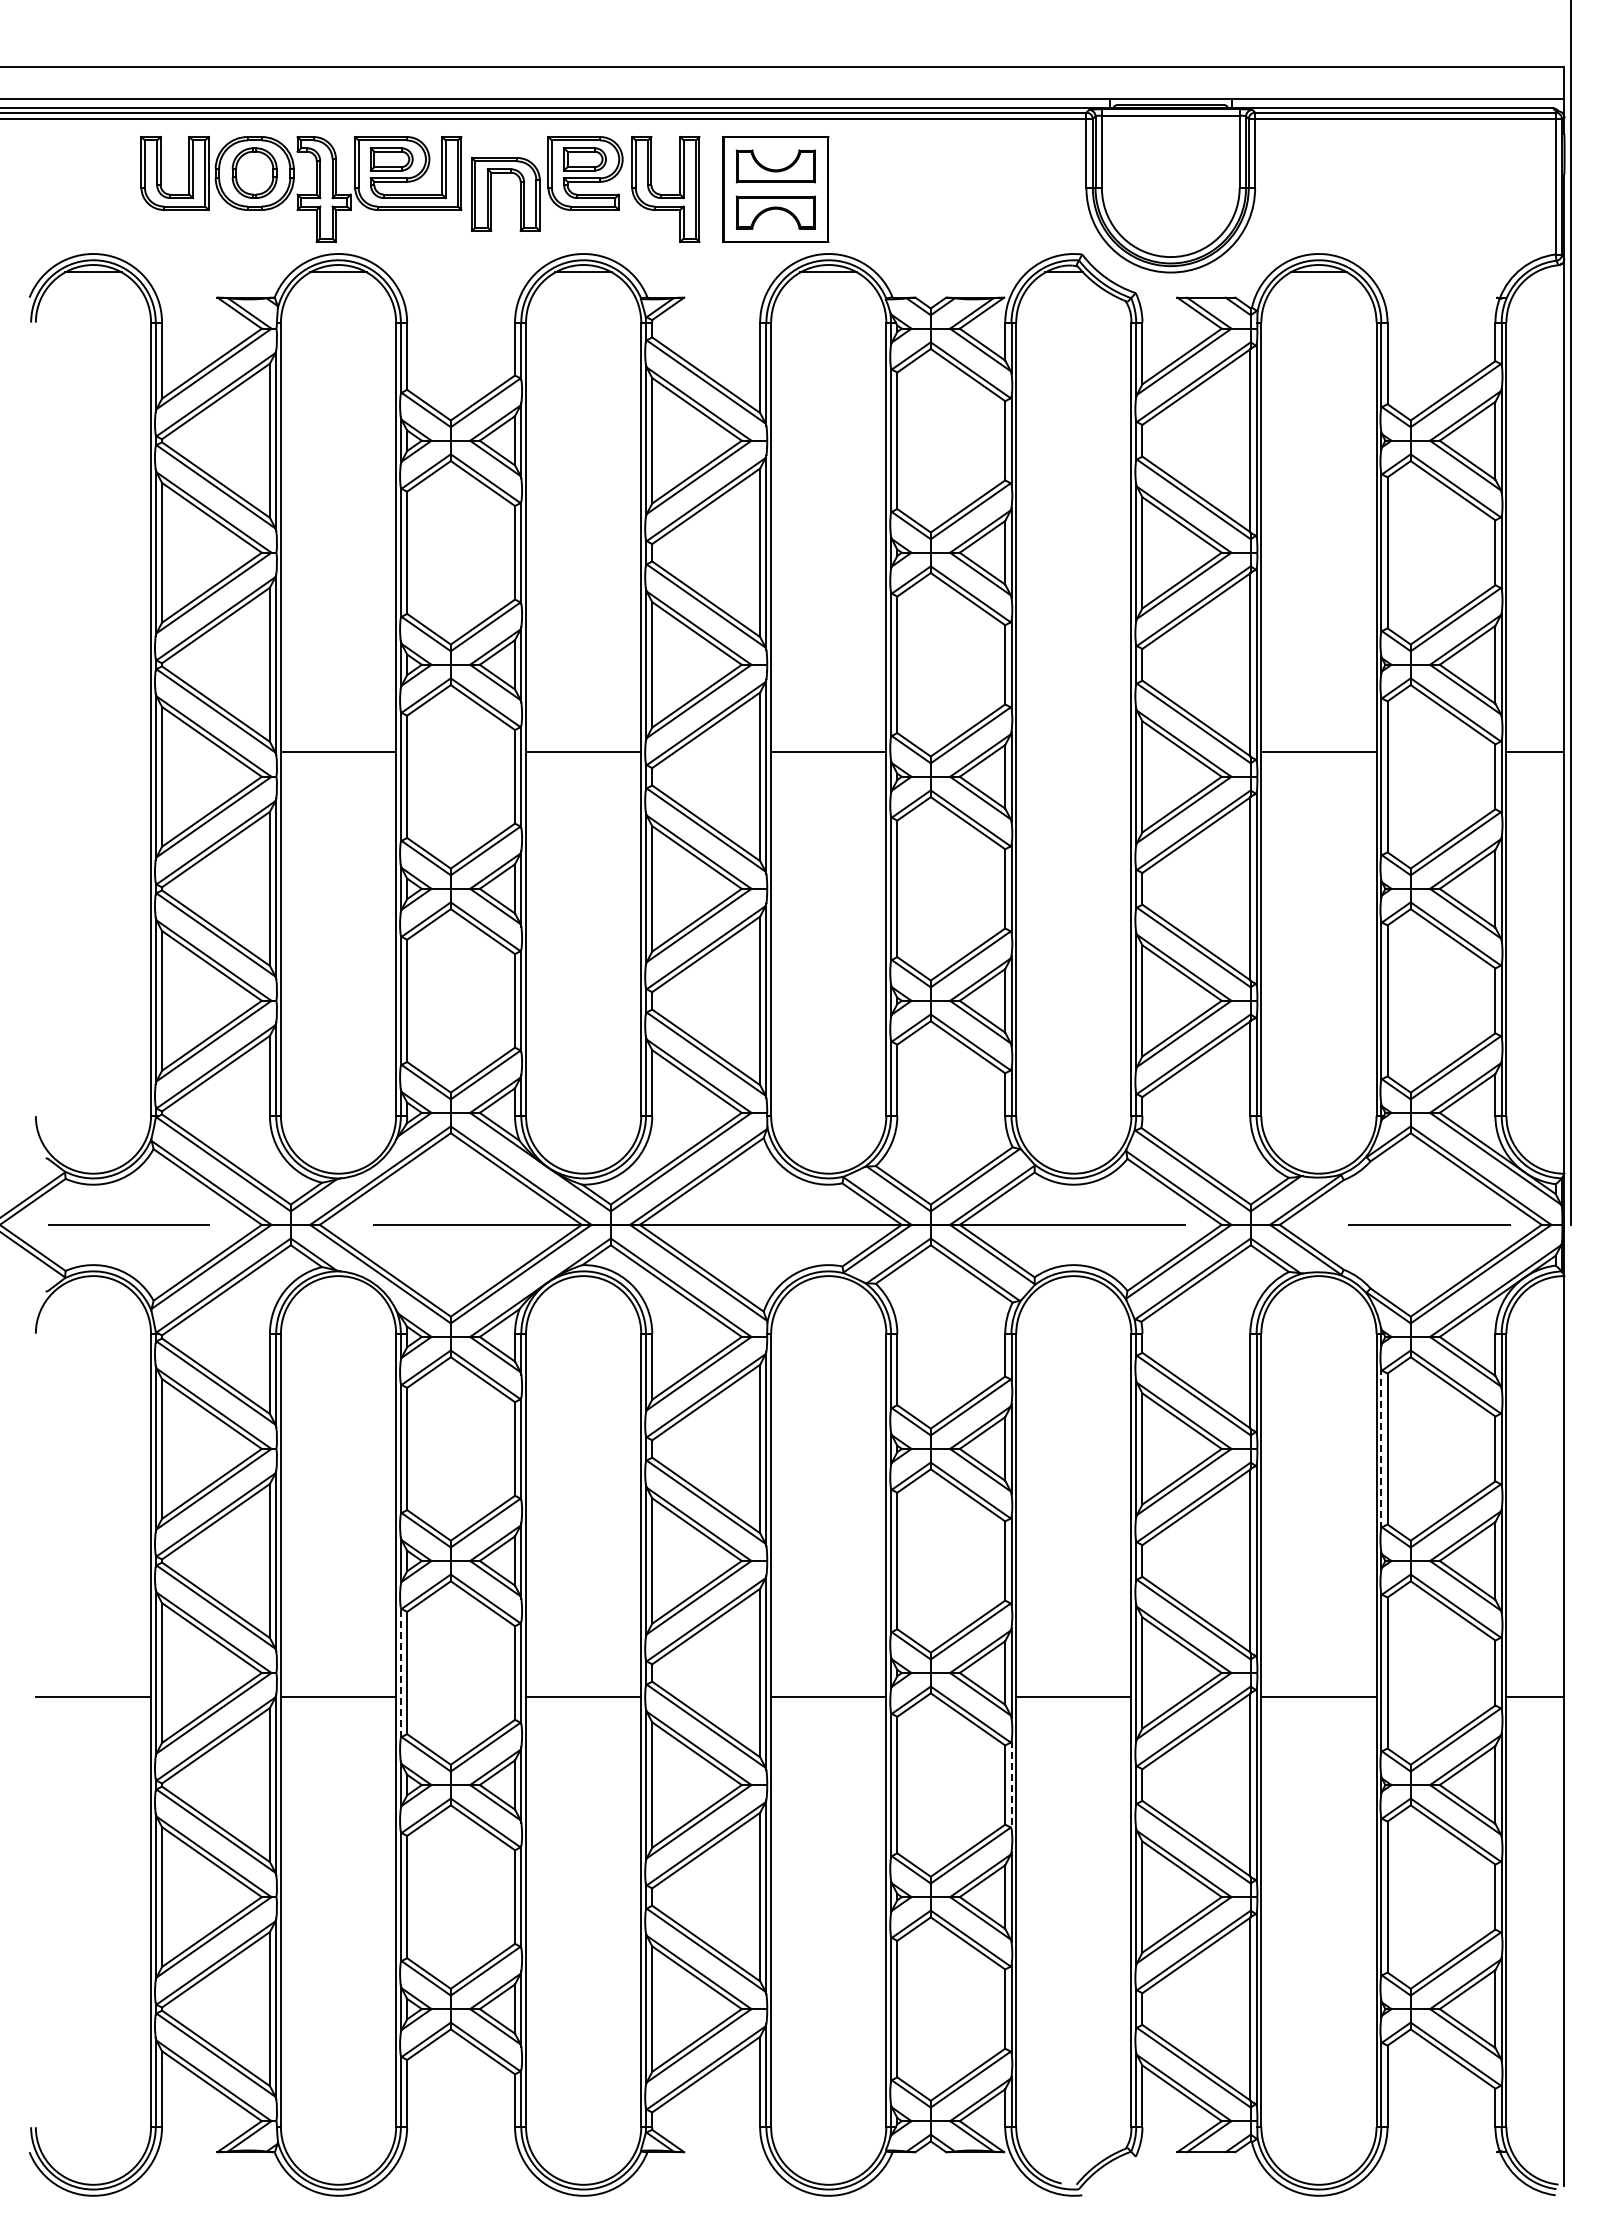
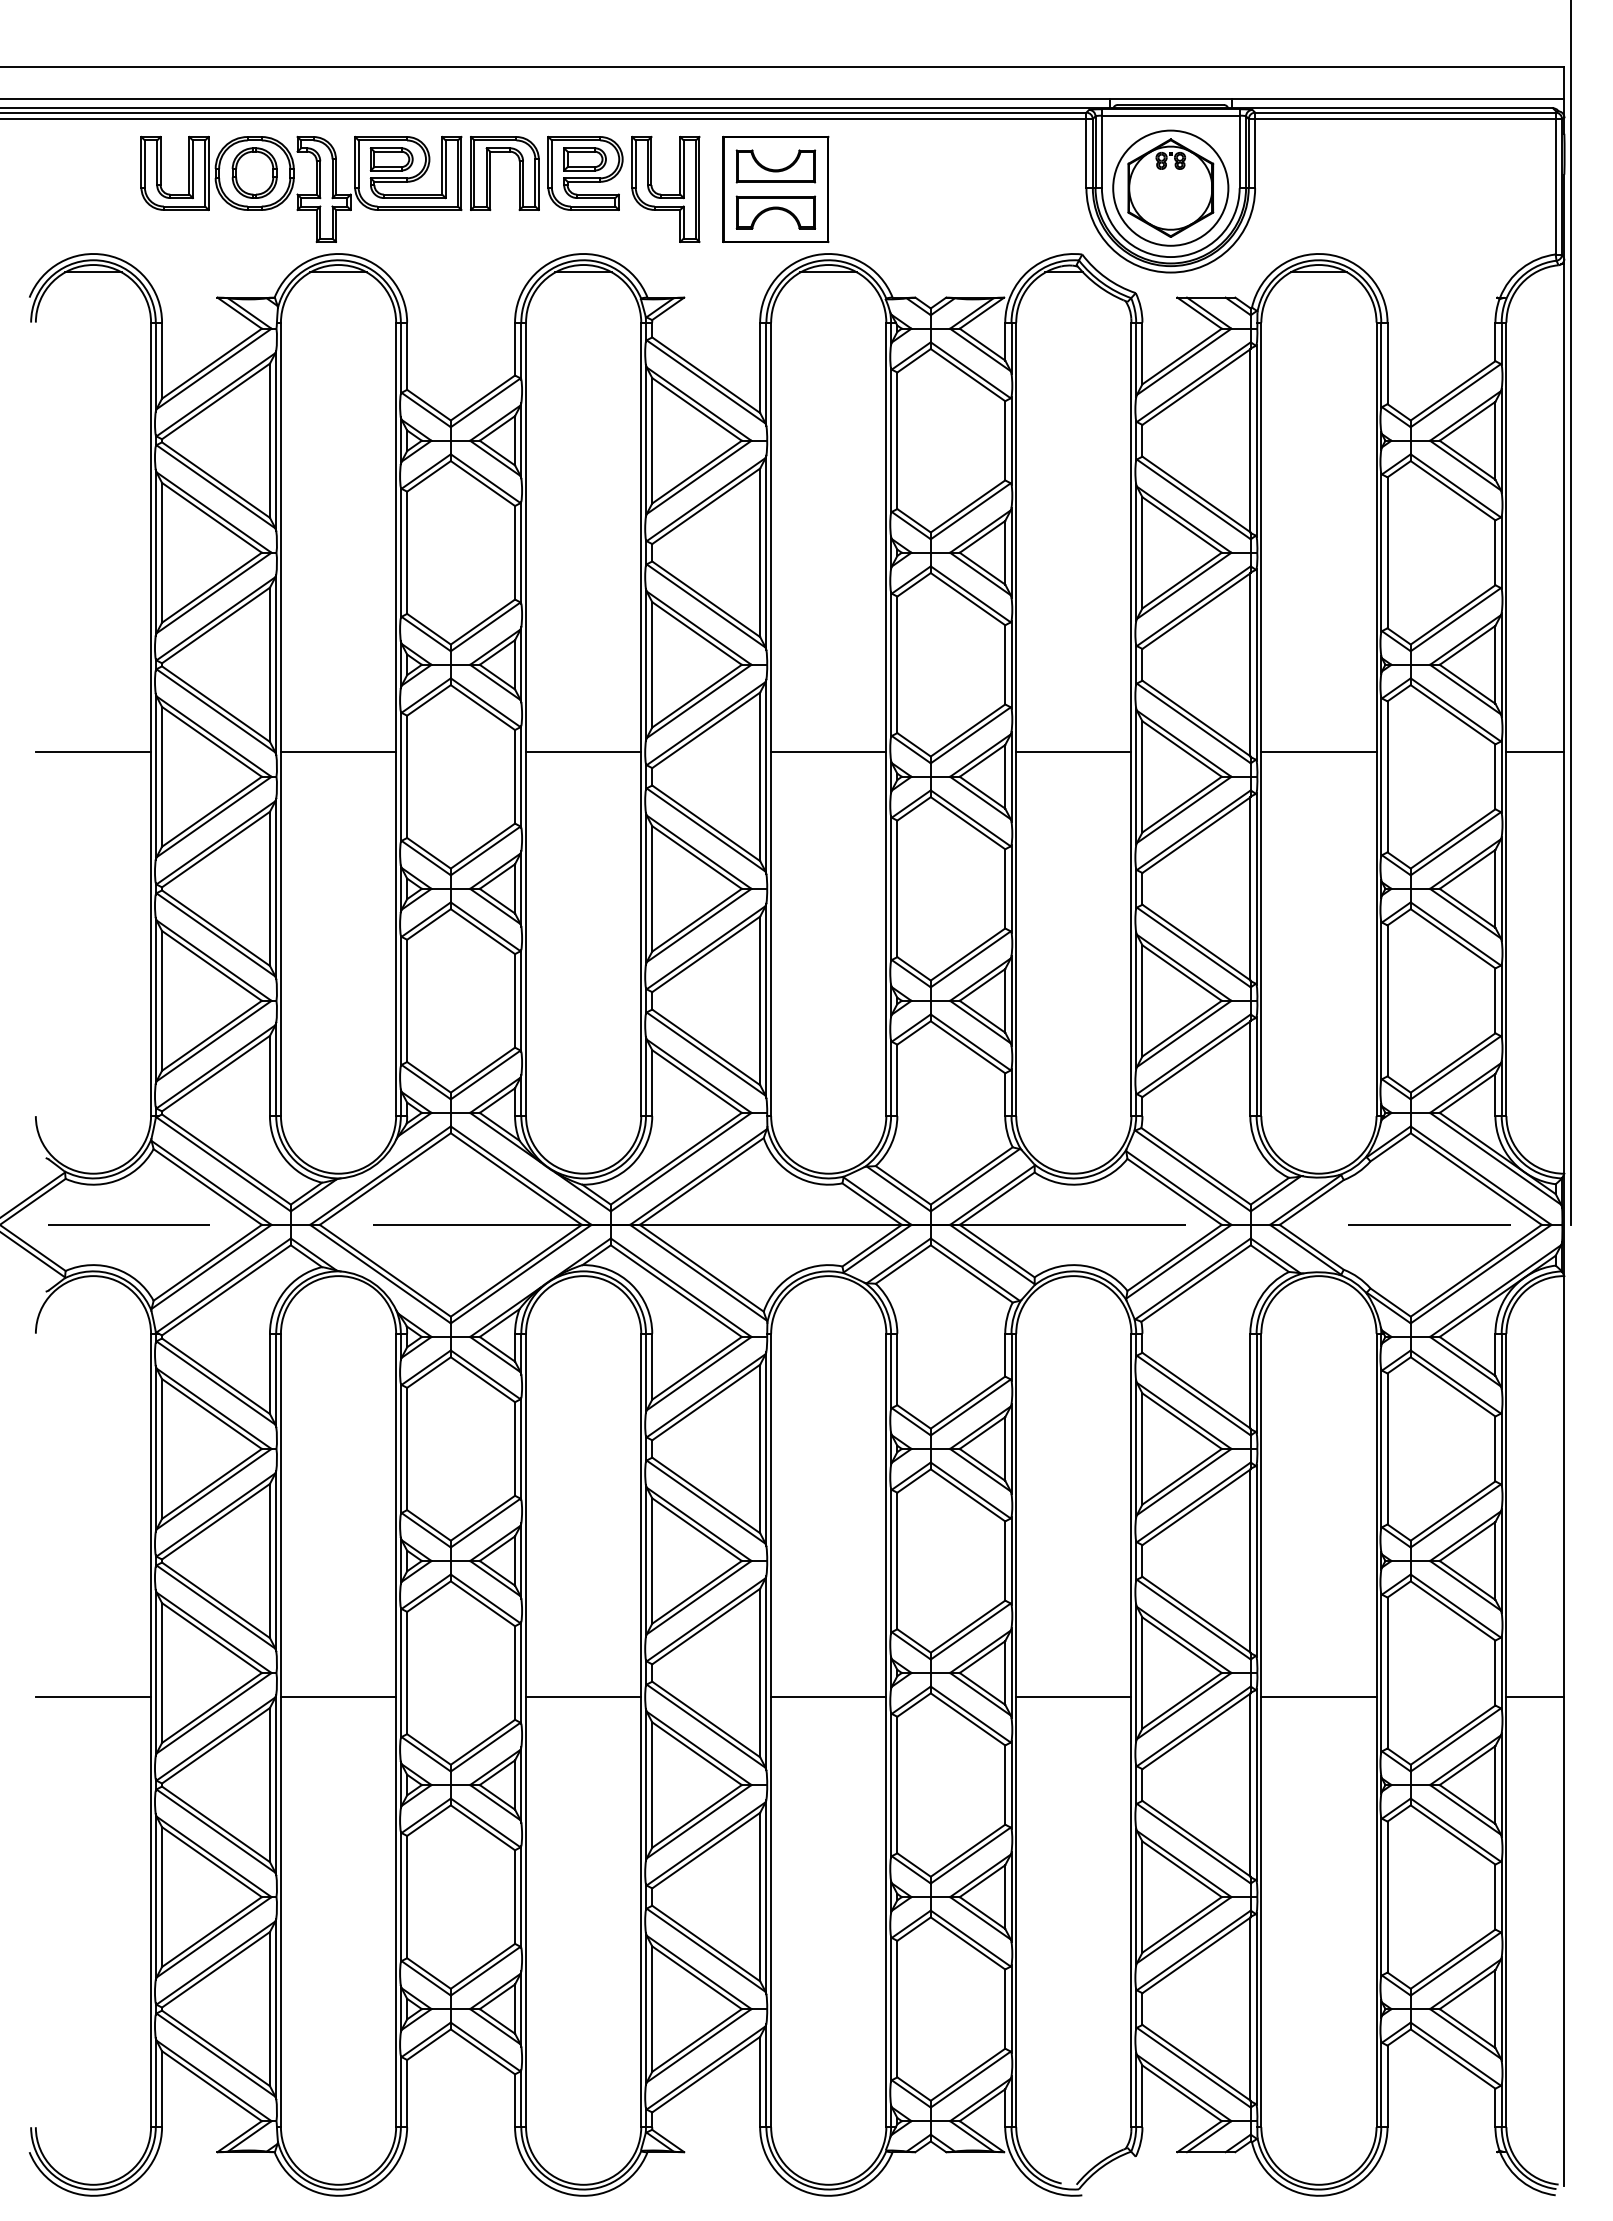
part: none -> present (1170, 187)
part position: (491, 194) -> (490, 173) (490, 173)
line: none -> present (93, 752)
line: none -> present (1073, 752)
line: dashed -> solid (1381, 1448)
line: dashed -> solid (400, 1672)
line: dashed -> solid (1011, 1785)
